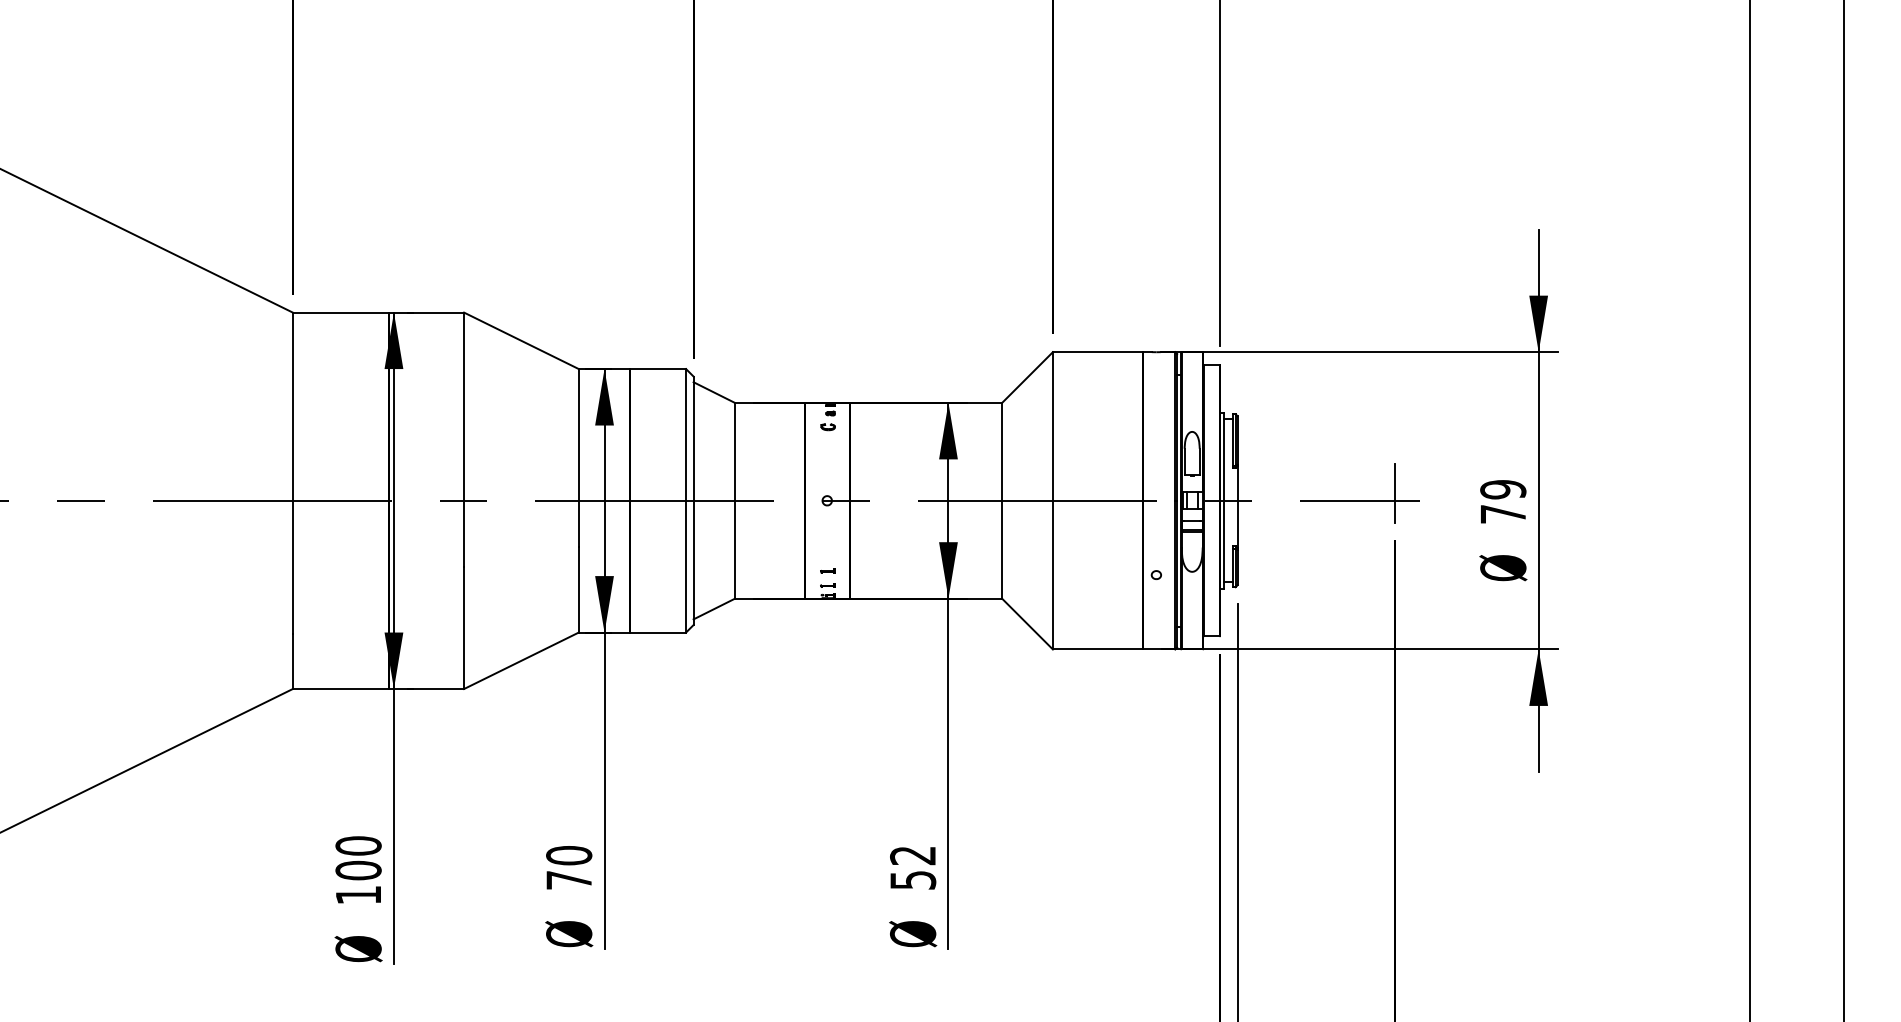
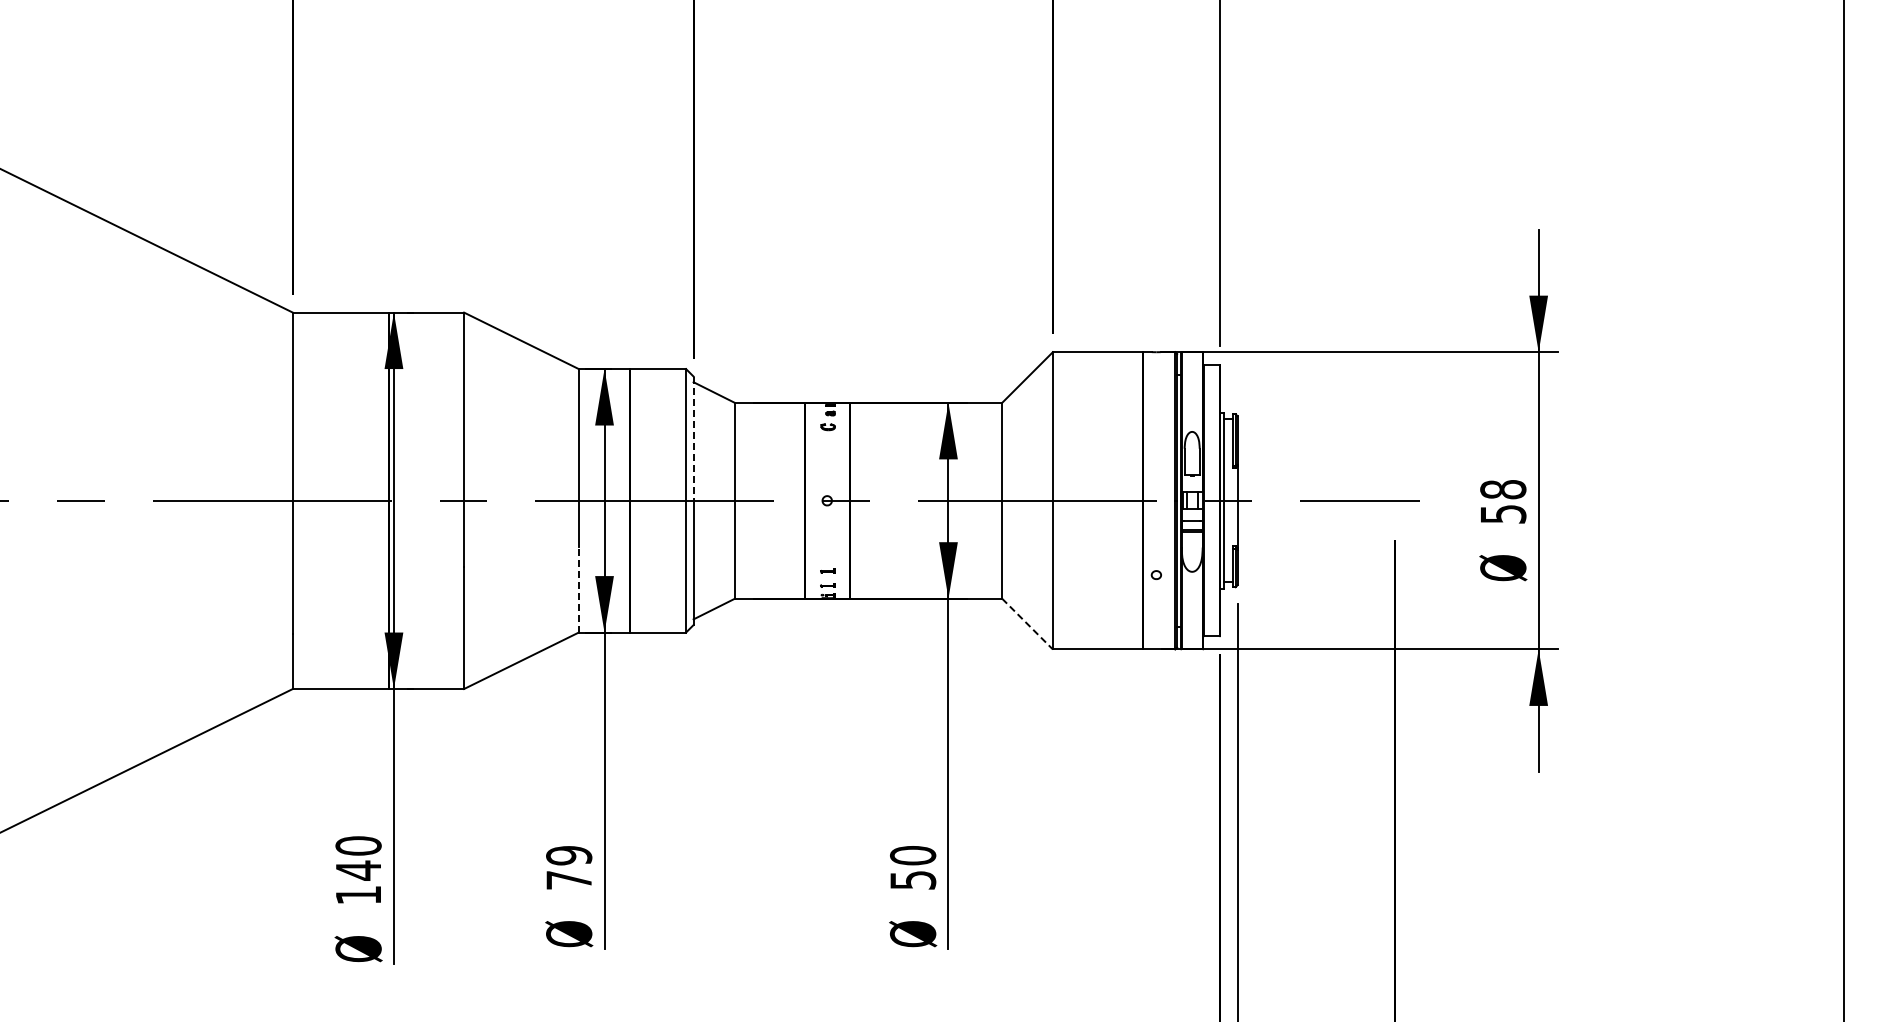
line: solid -> dashed (693, 439)
line: present -> none (1395, 493)
text: 79 -> 58 (1503, 501)
line: present -> none (1749, 510)
line: solid -> dashed (578, 589)
line: solid -> dashed (1027, 624)
text: 70 -> 79 (569, 855)
text: 52 -> 50 (913, 855)
text: 100 -> 140 (358, 870)
